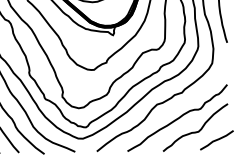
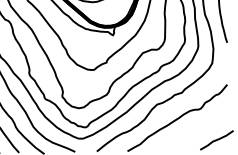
curve: present -> none (195, 131)
